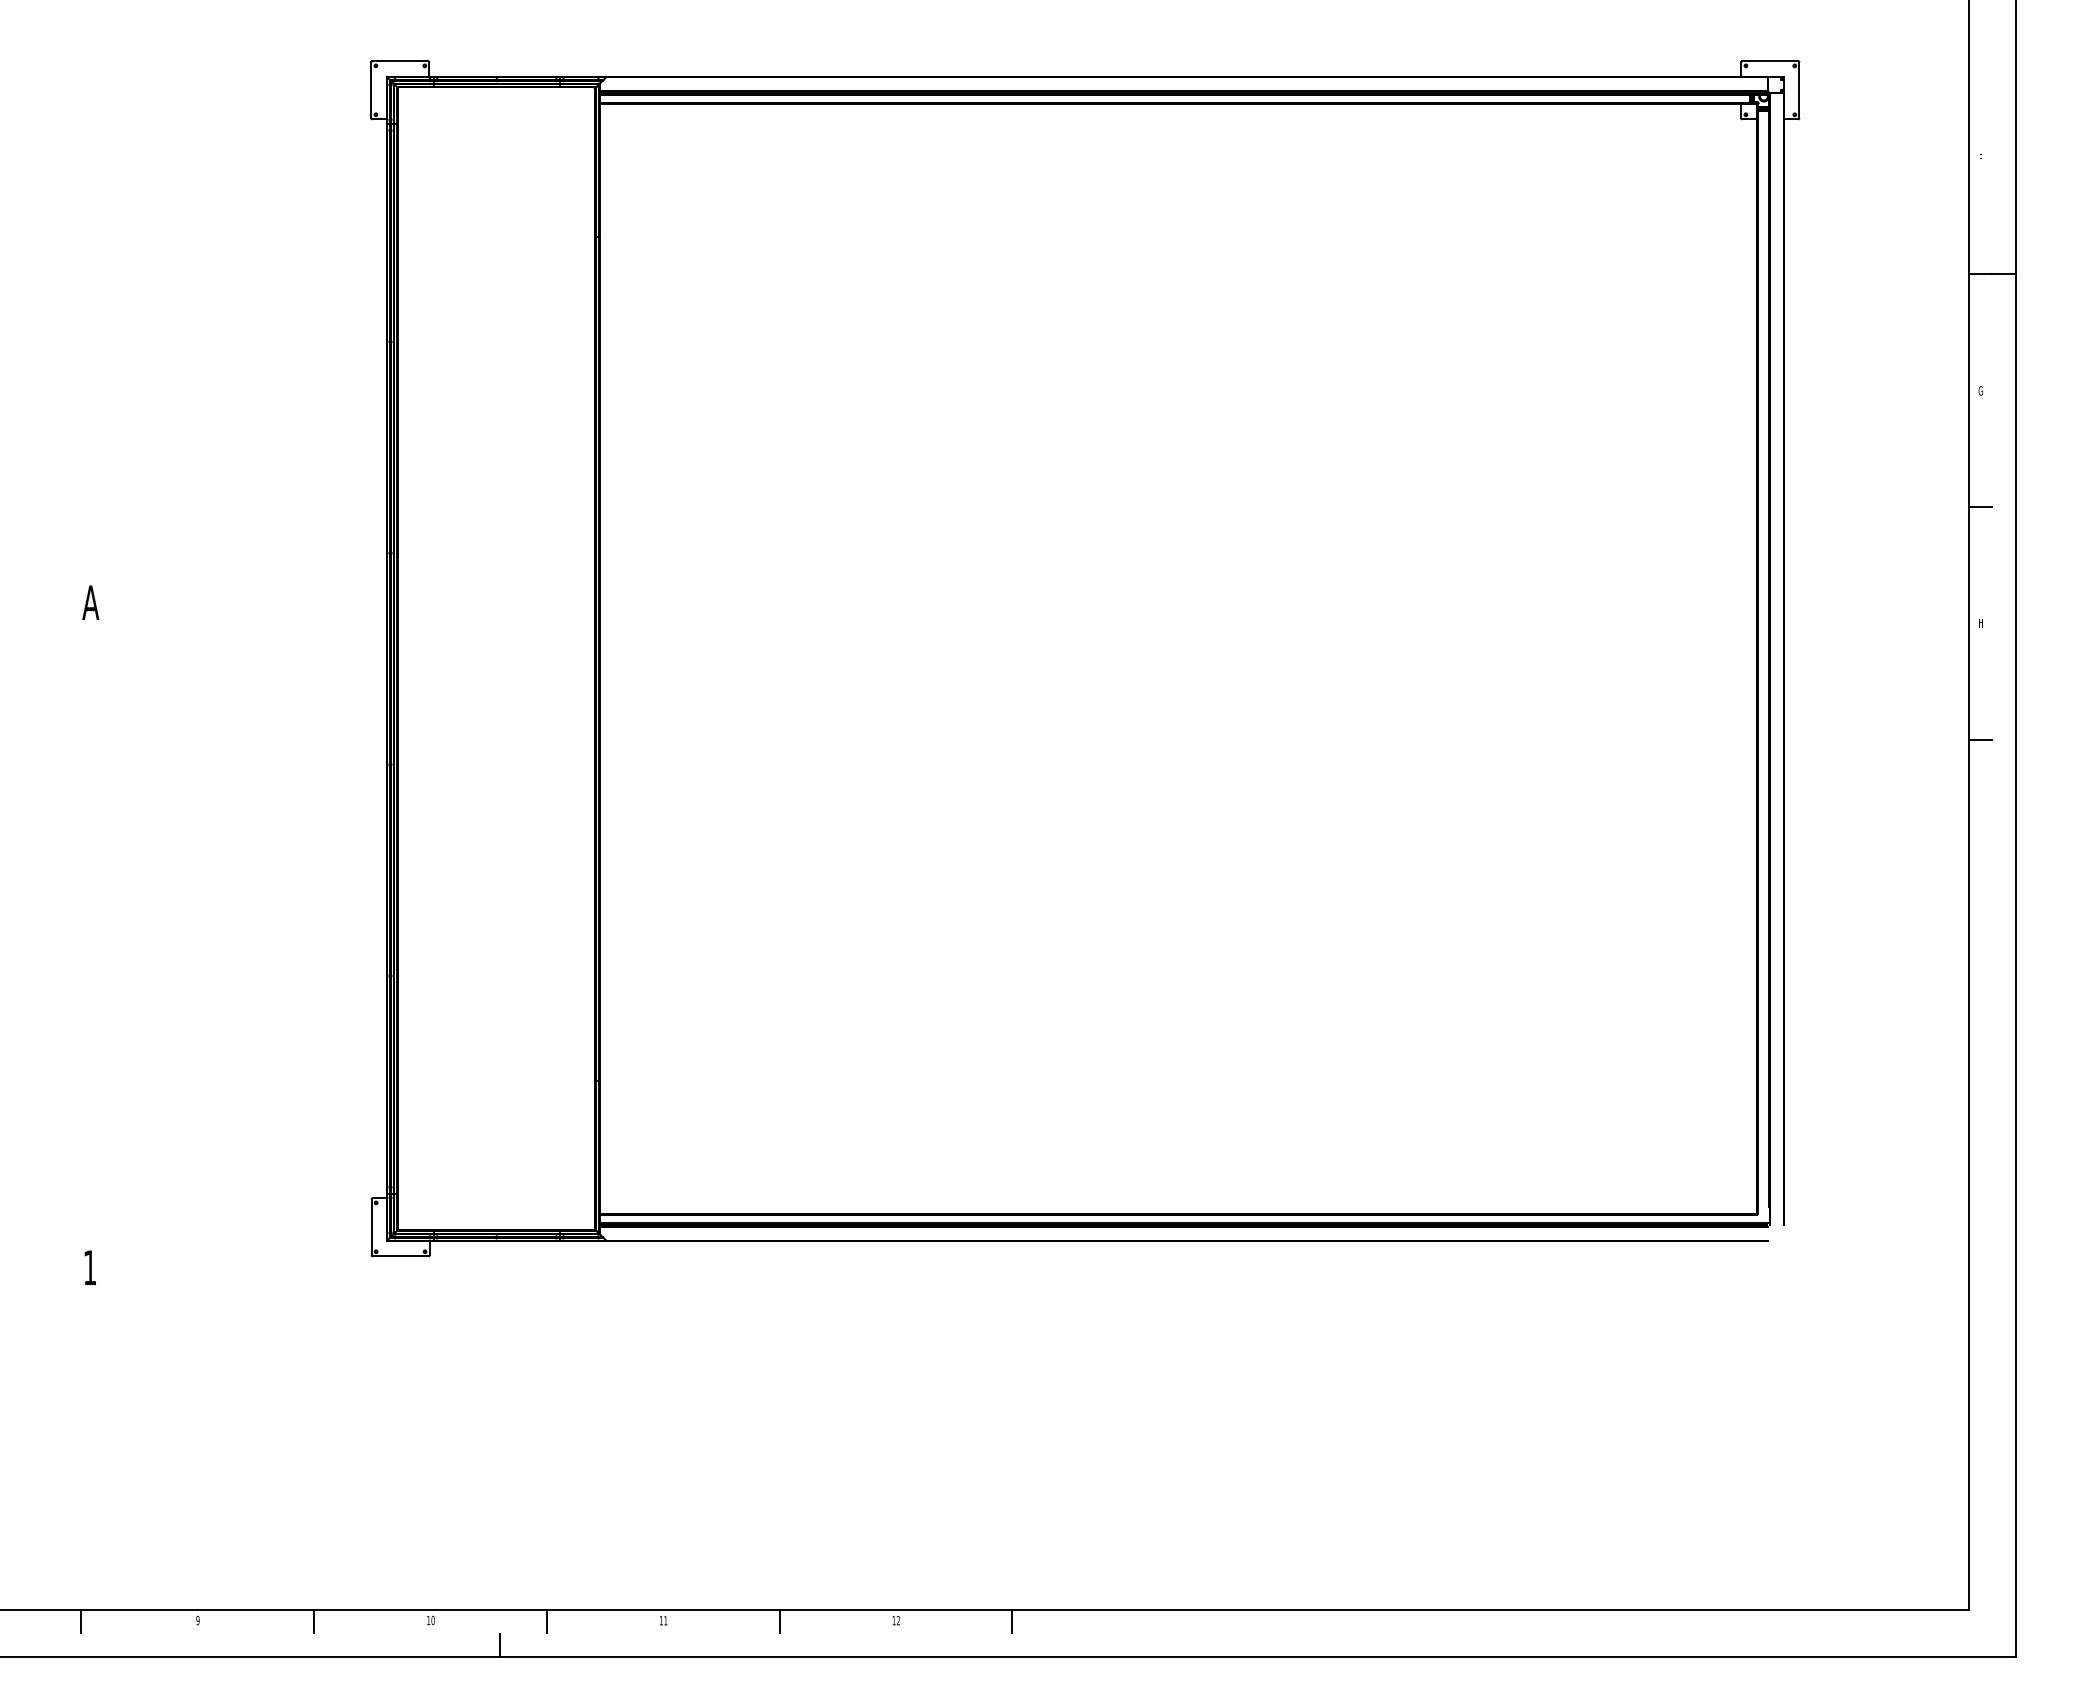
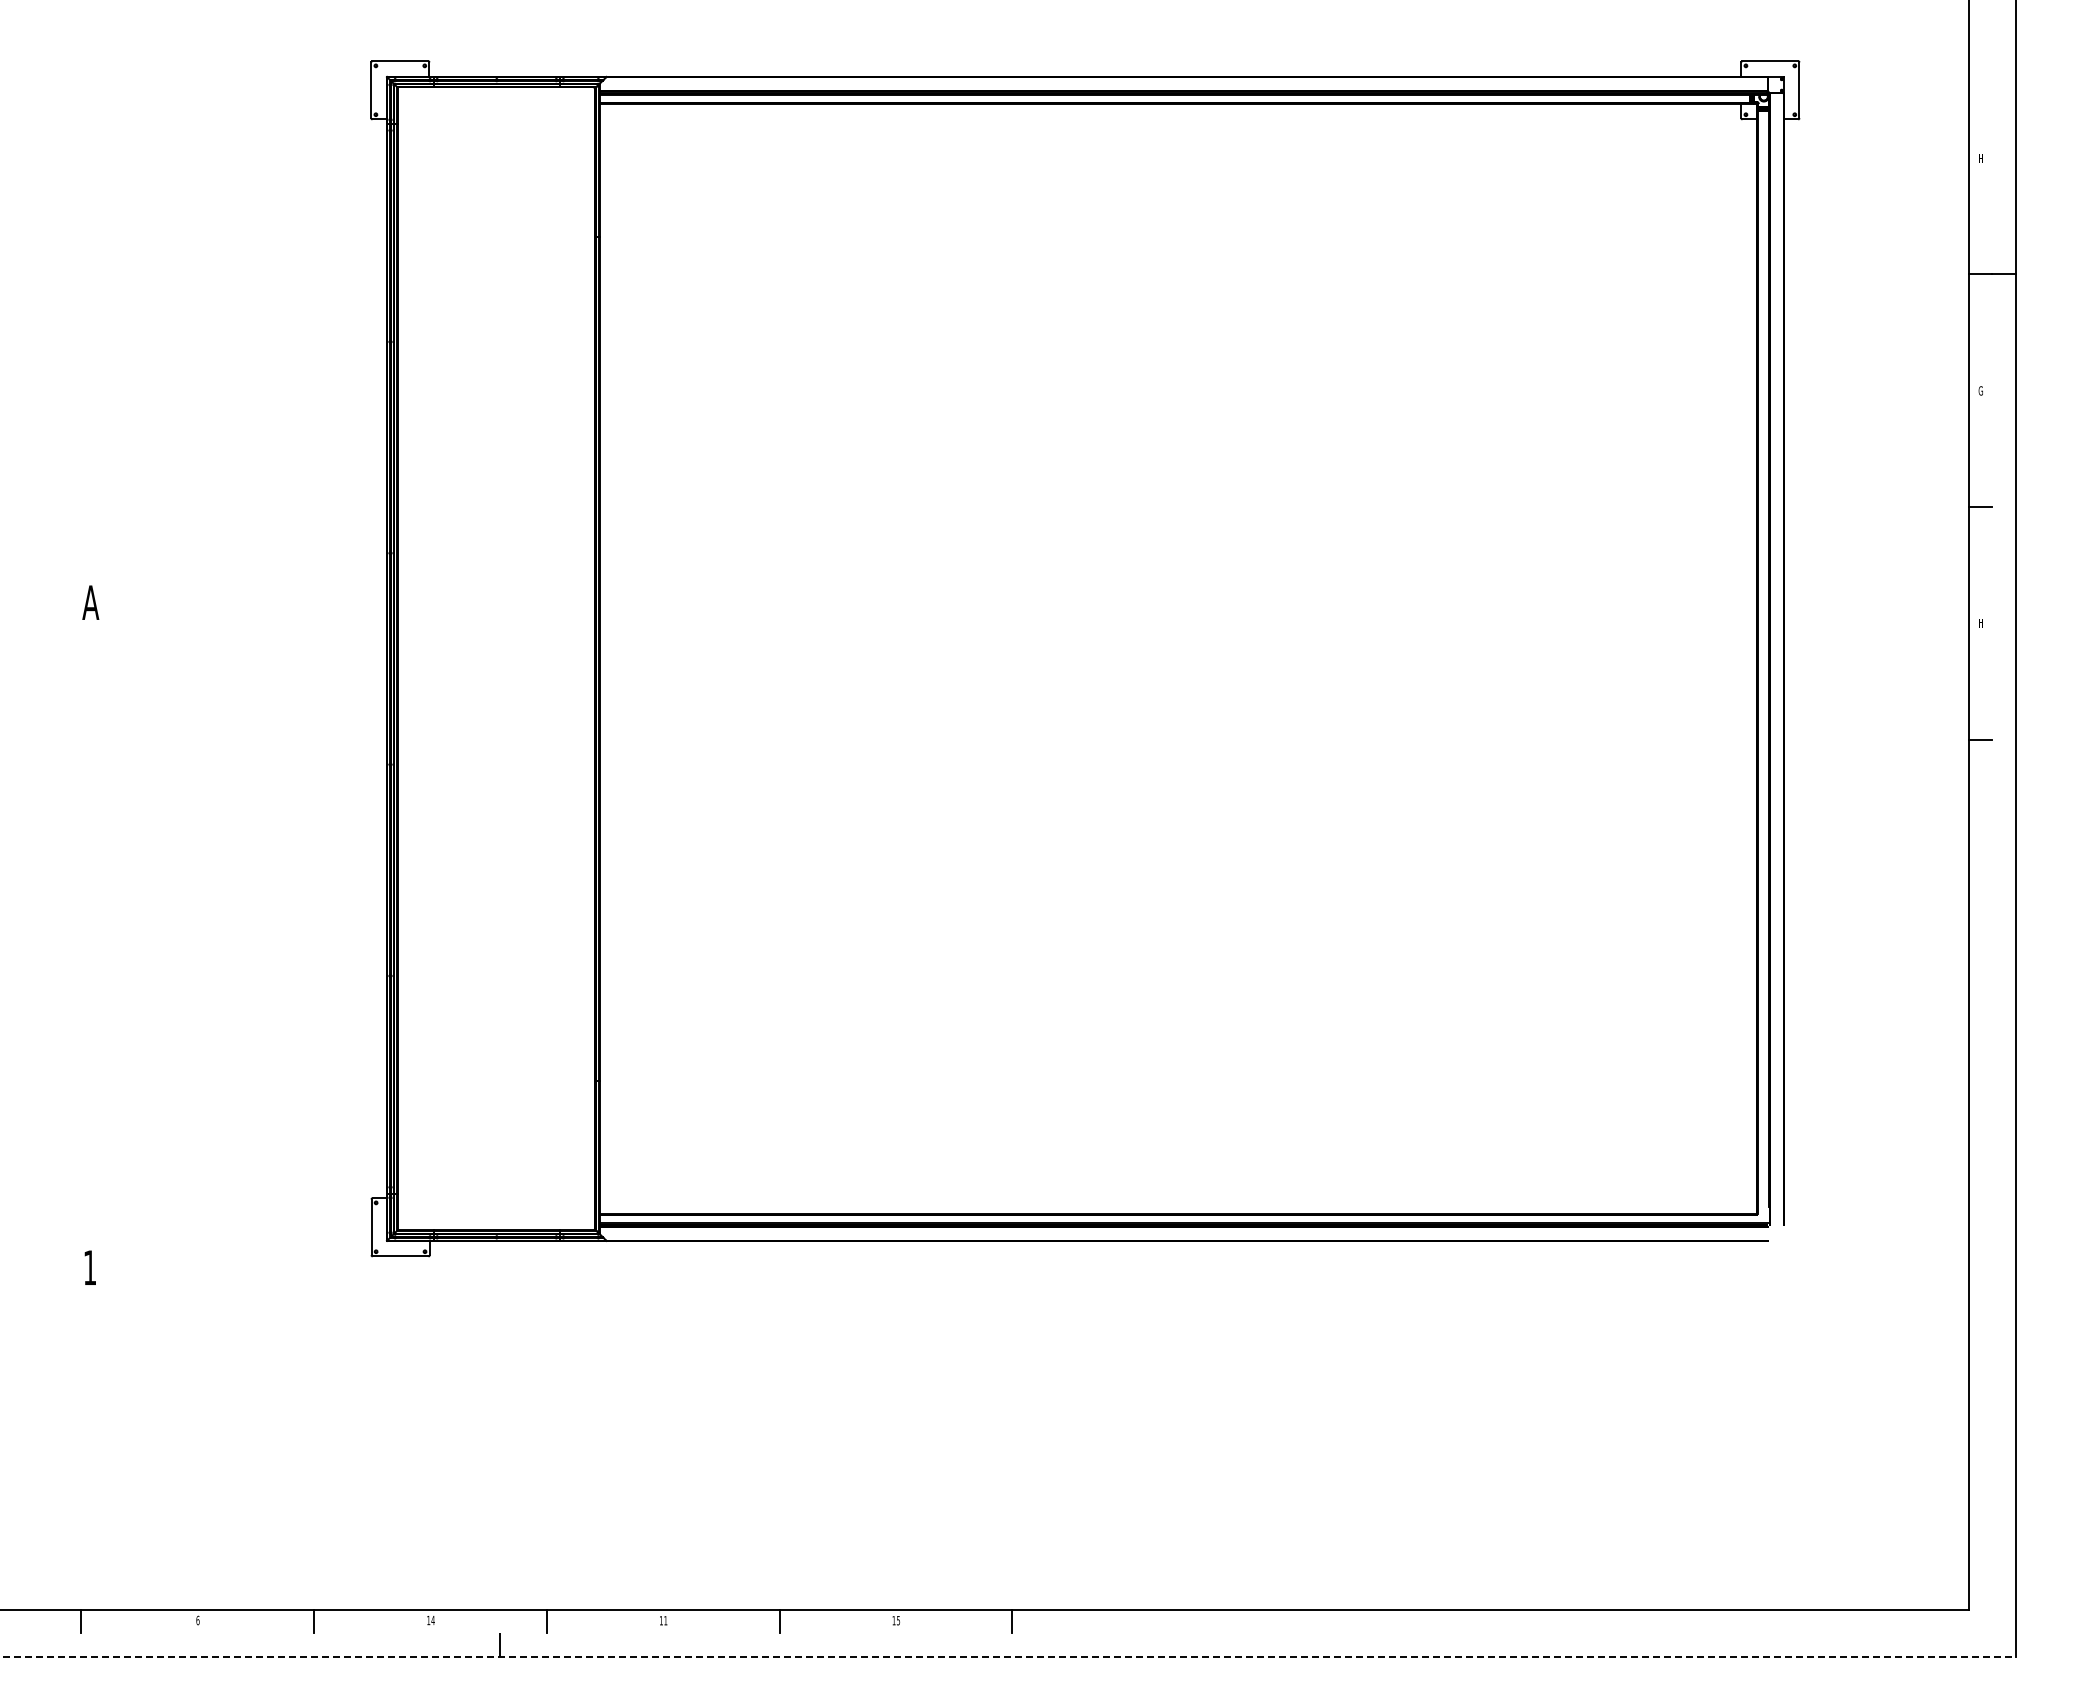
text: F -> H (1980, 158)
text: 9 -> 6 (197, 1620)
text: 10 -> 14 (432, 1620)
text: 12 -> 15 (898, 1620)
line: solid -> dashed (1007, 1656)
